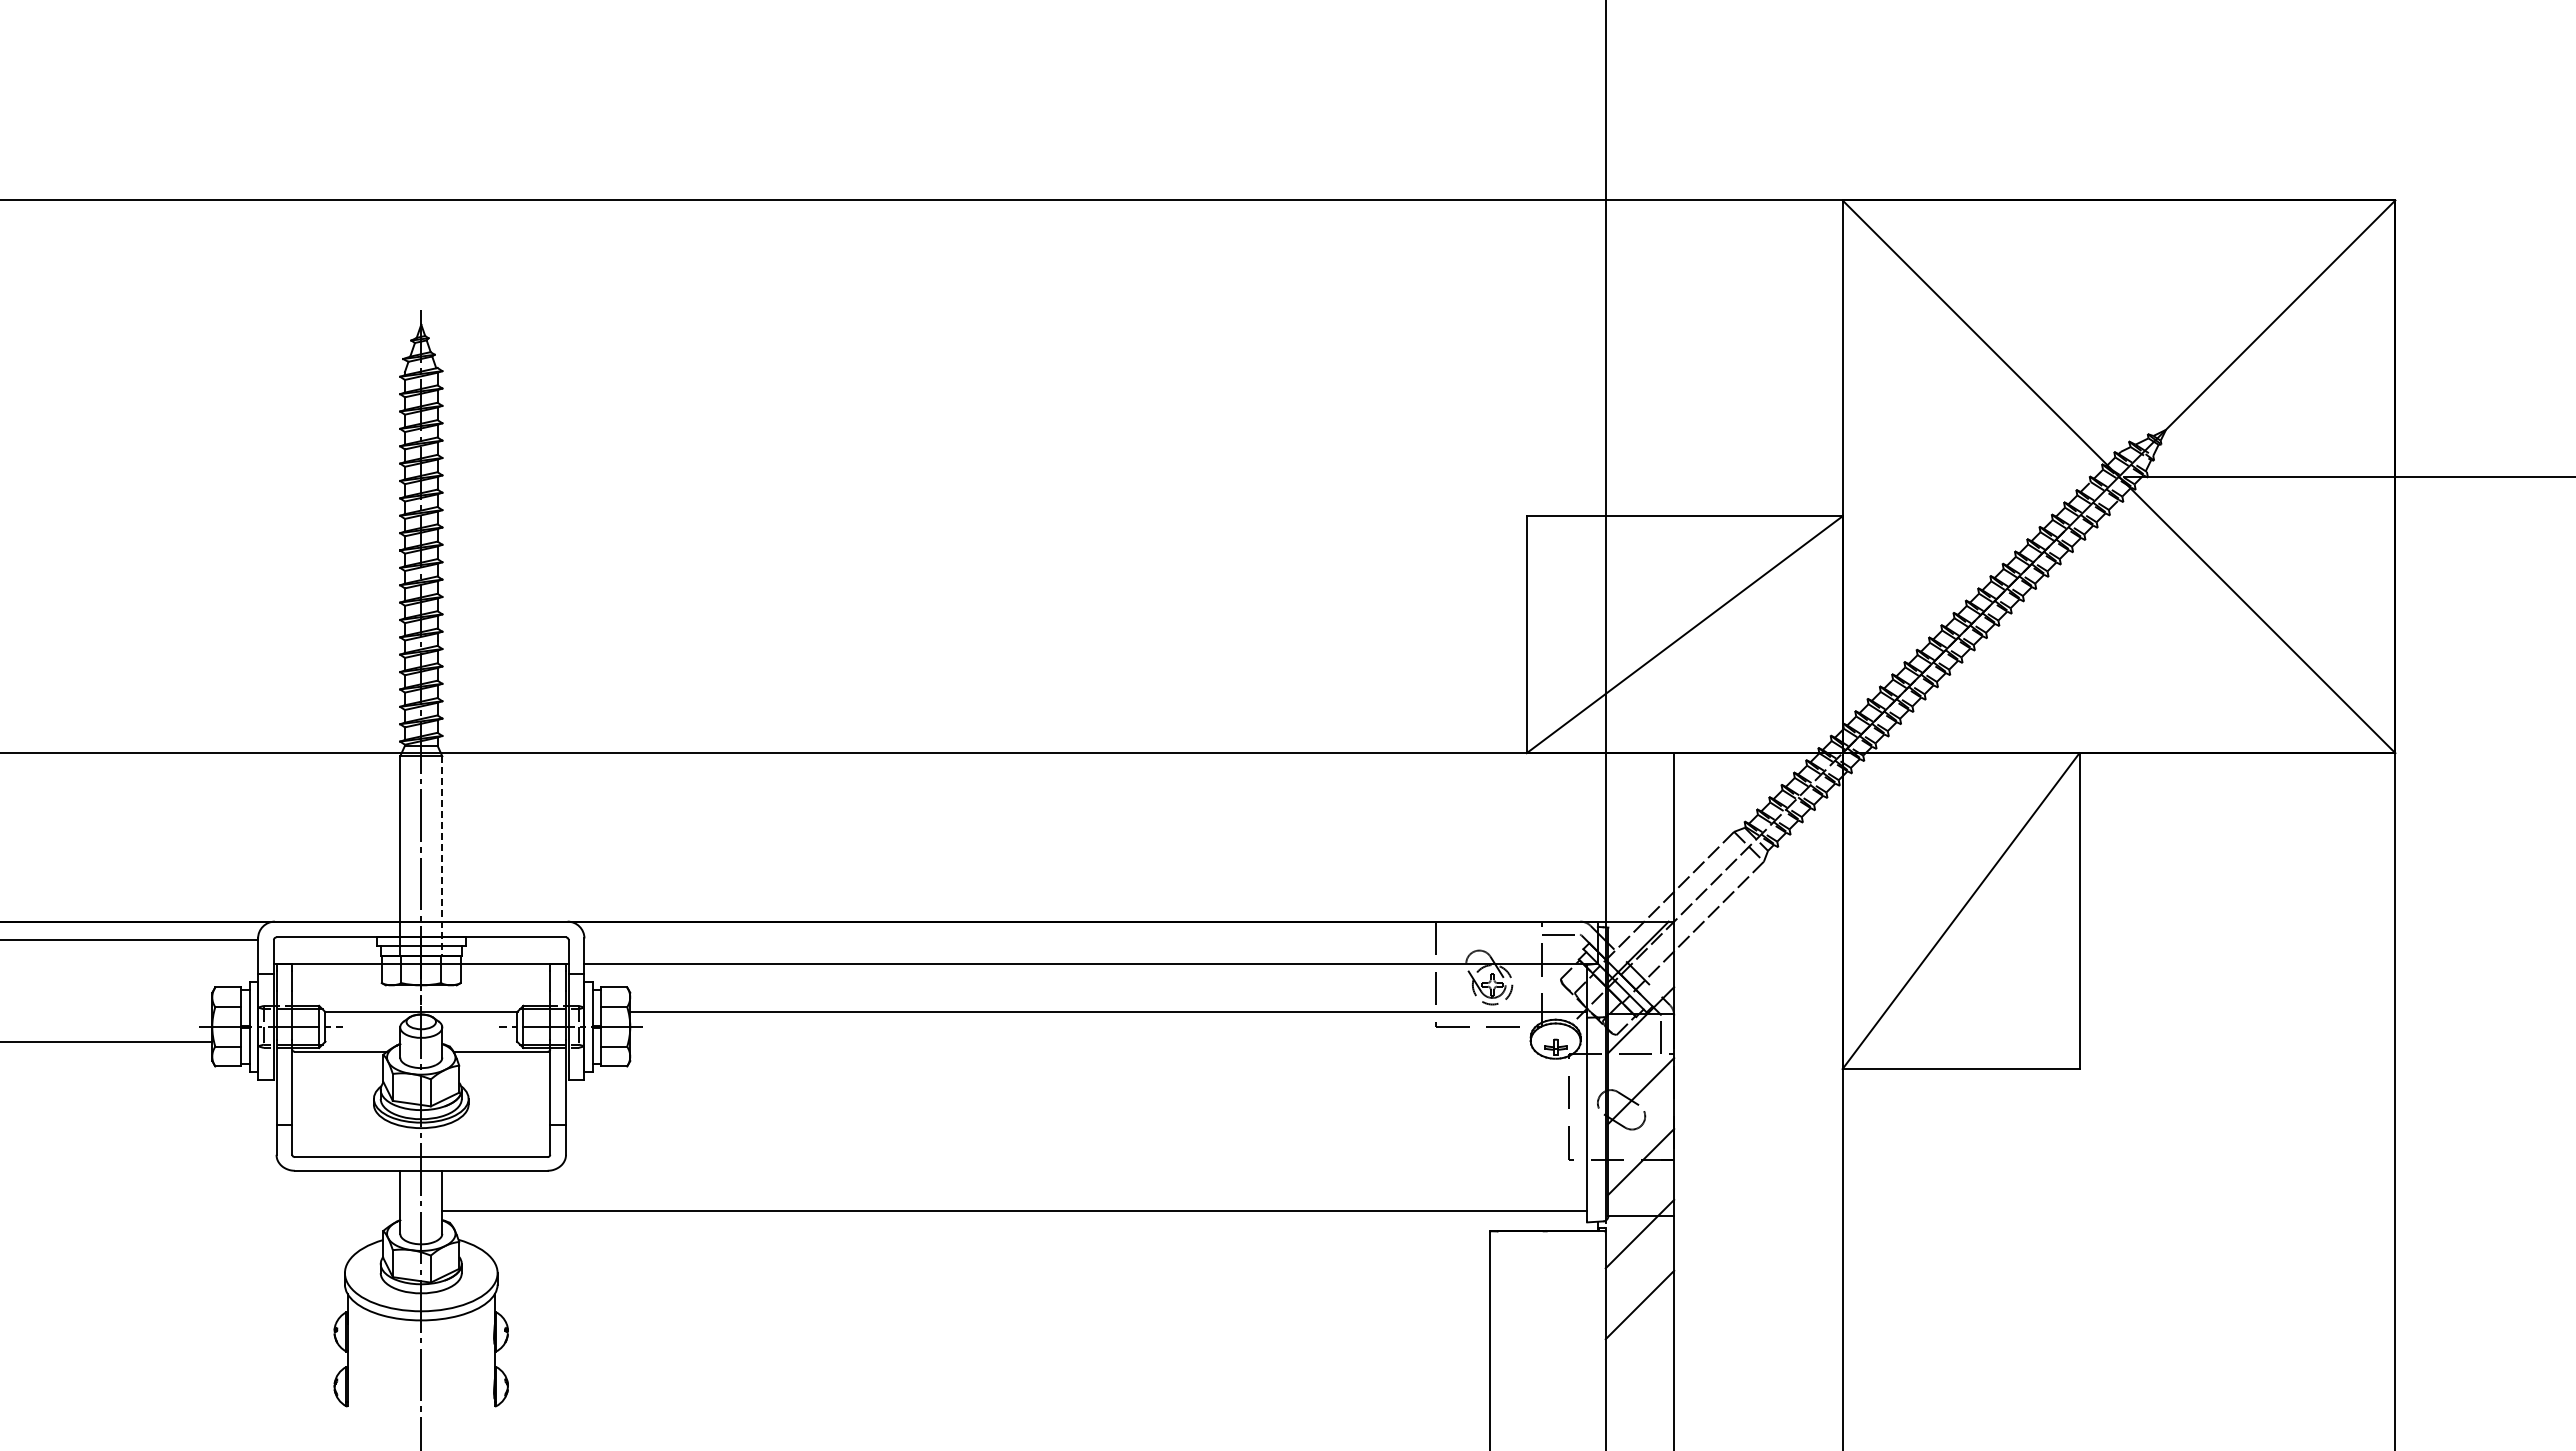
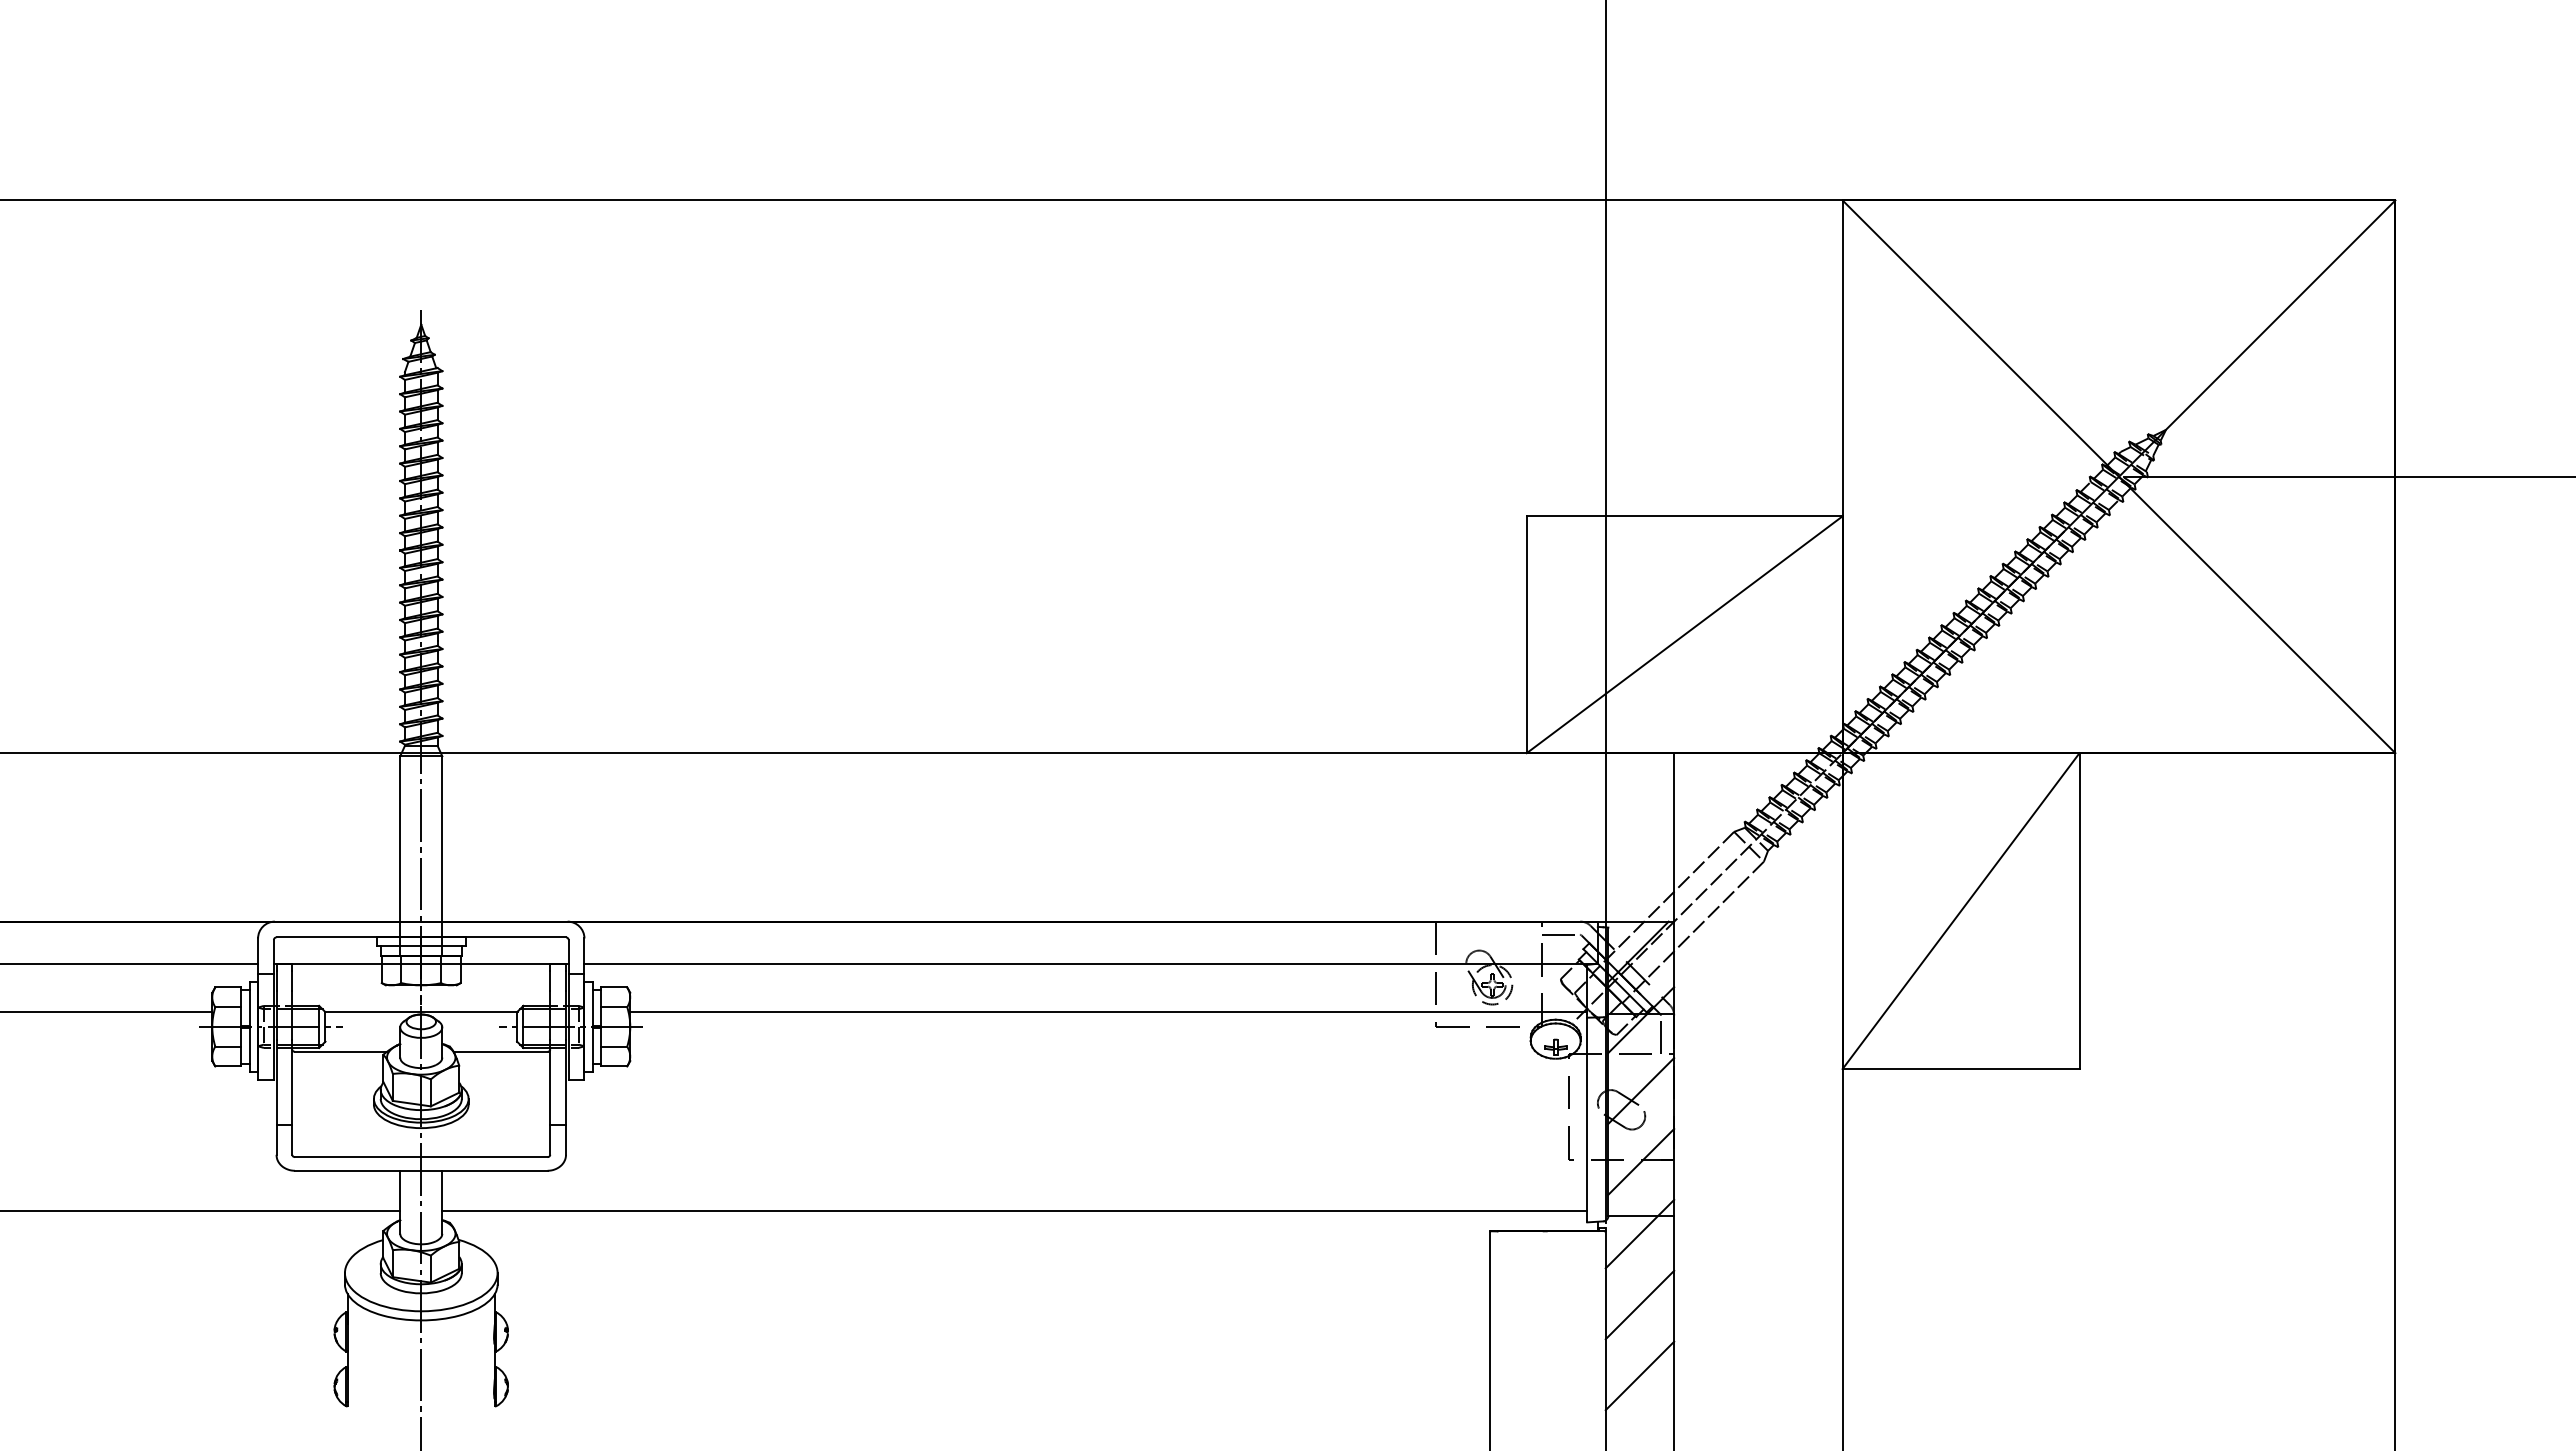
line: dashed -> solid (442, 856)
line position: (130, 939) -> (130, 963) (130, 963)
line position: (107, 1041) -> (107, 1011) (107, 1011)
line: none -> present (201, 1211)
line: none -> present (1639, 1375)
